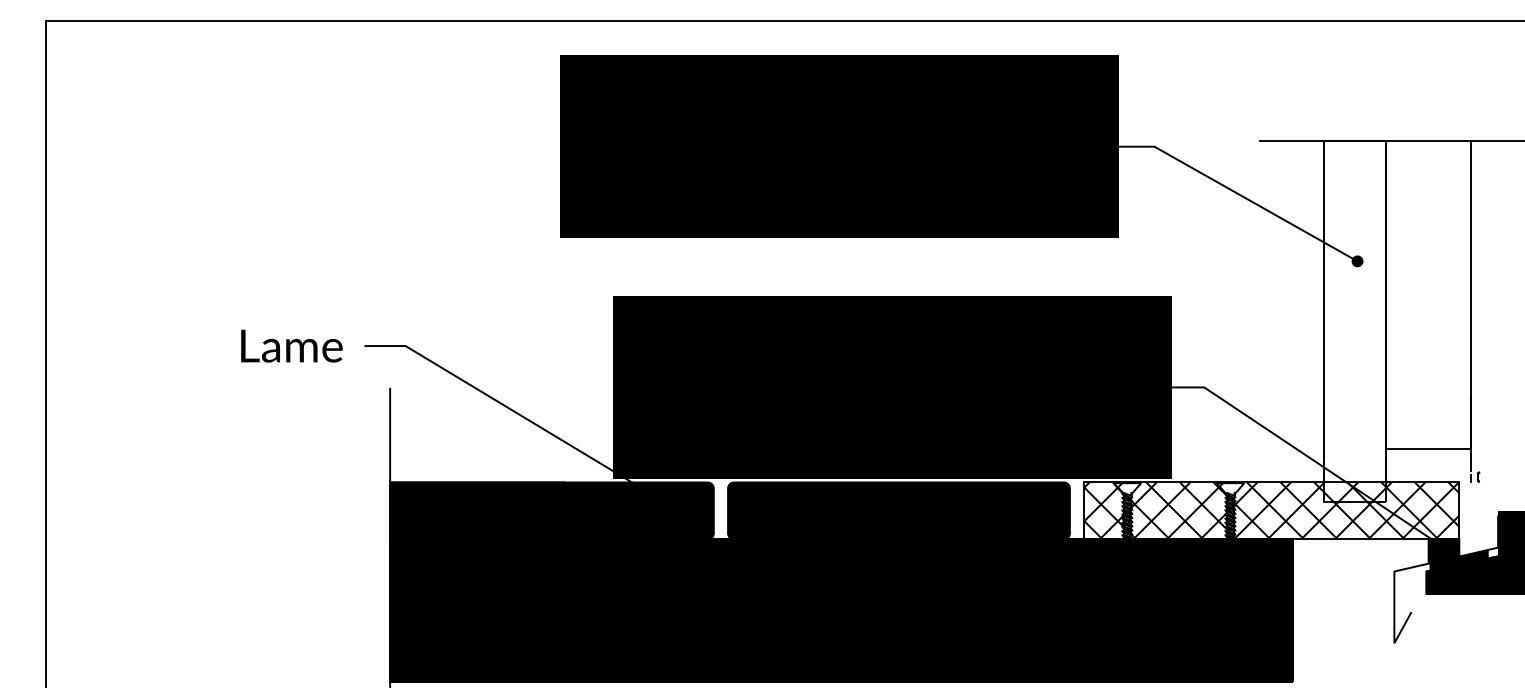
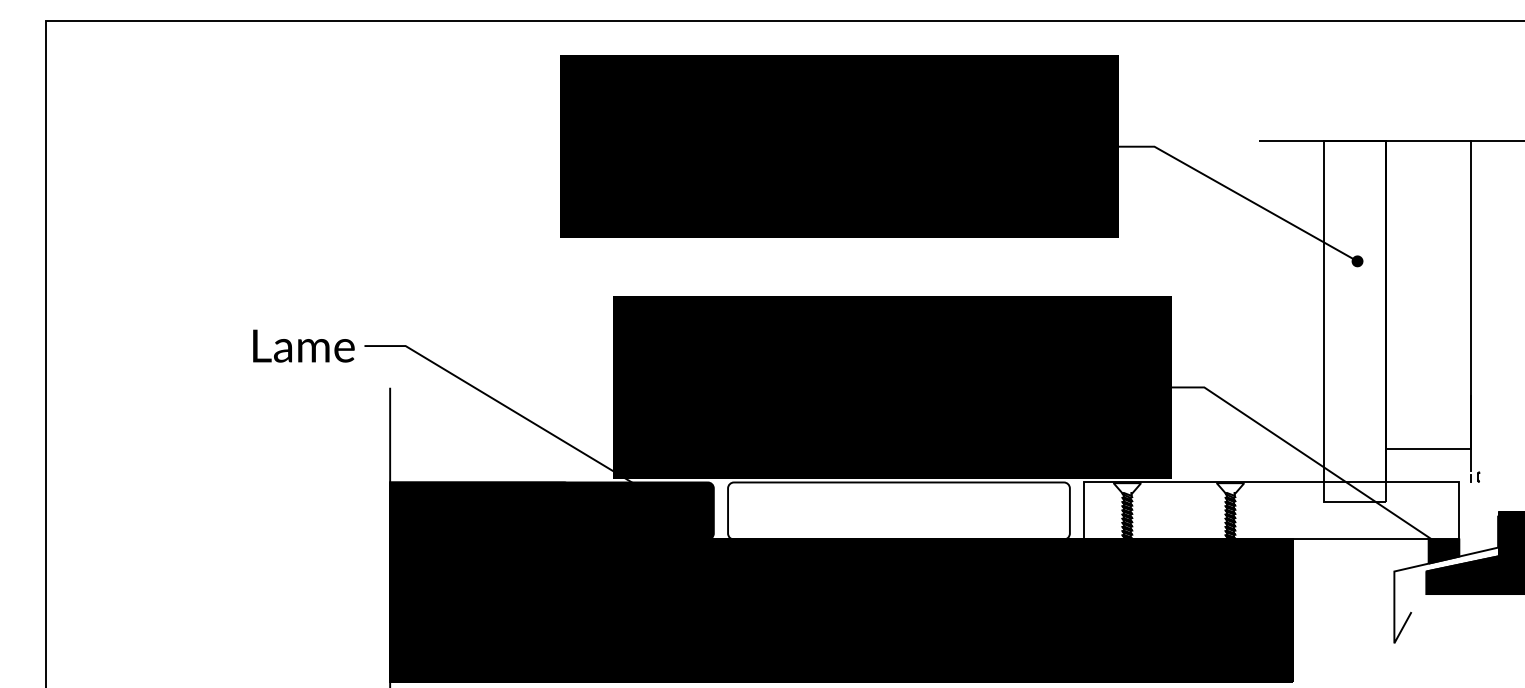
text position: (291, 345) -> (303, 345) (303, 345)
fill: present -> none (898, 510)
hatch: present -> none (1271, 510)
fill: present -> none (1458, 560)
